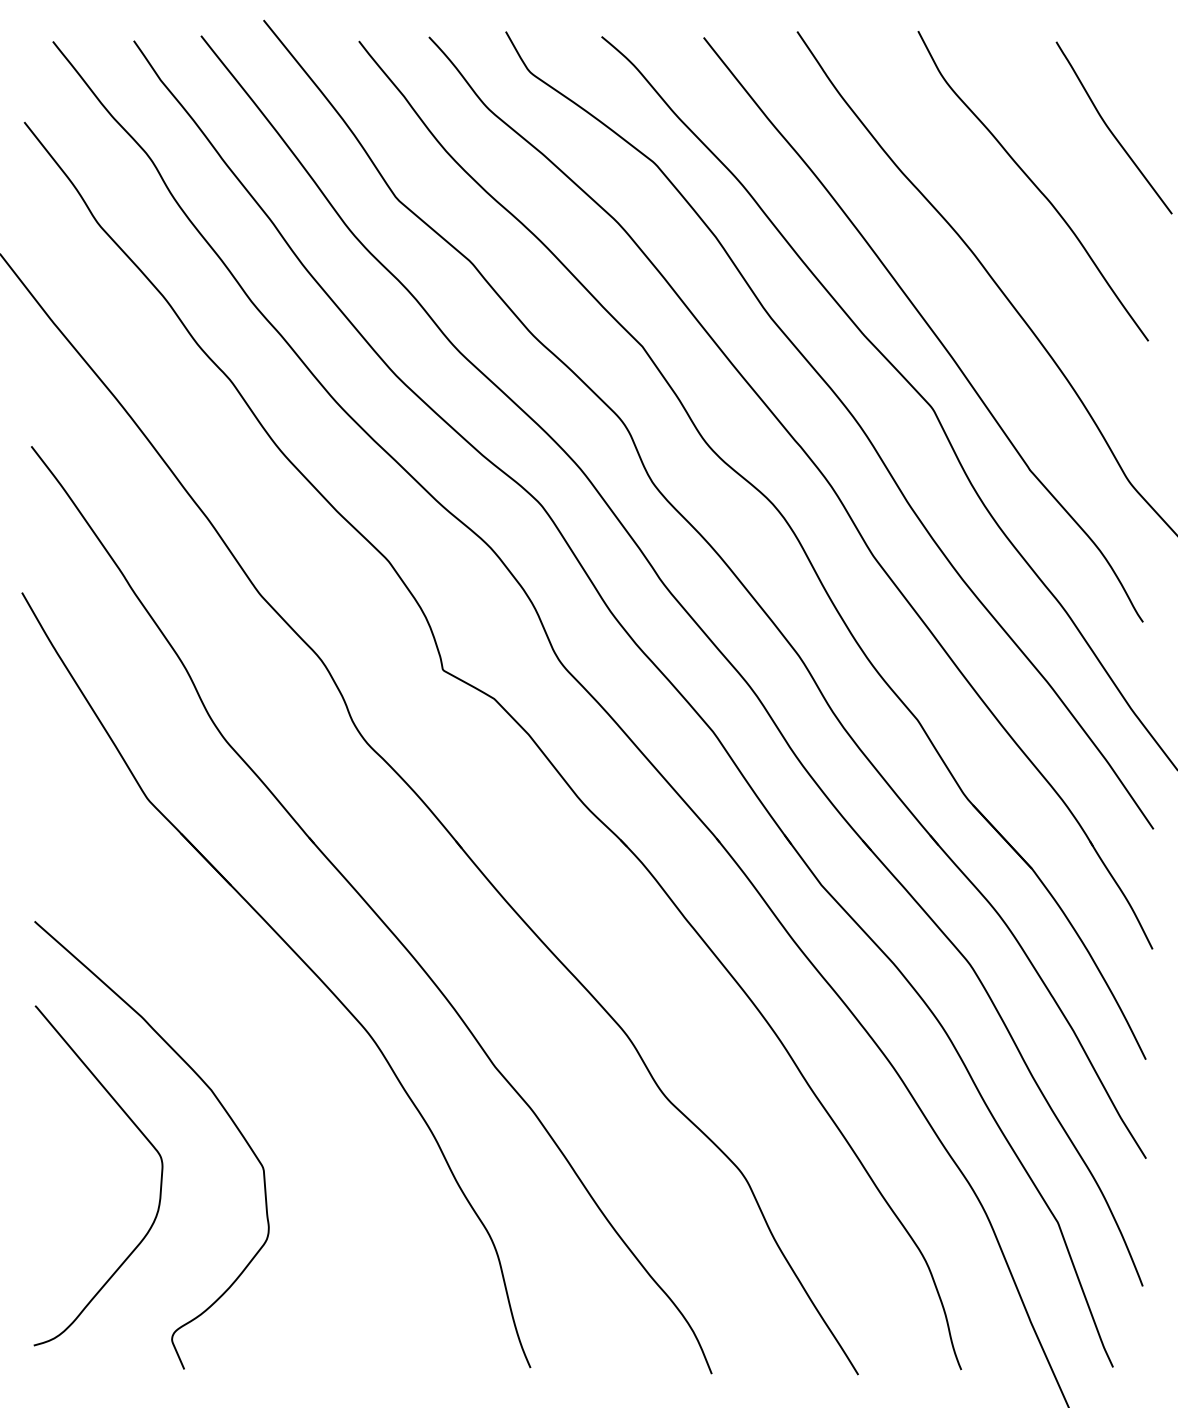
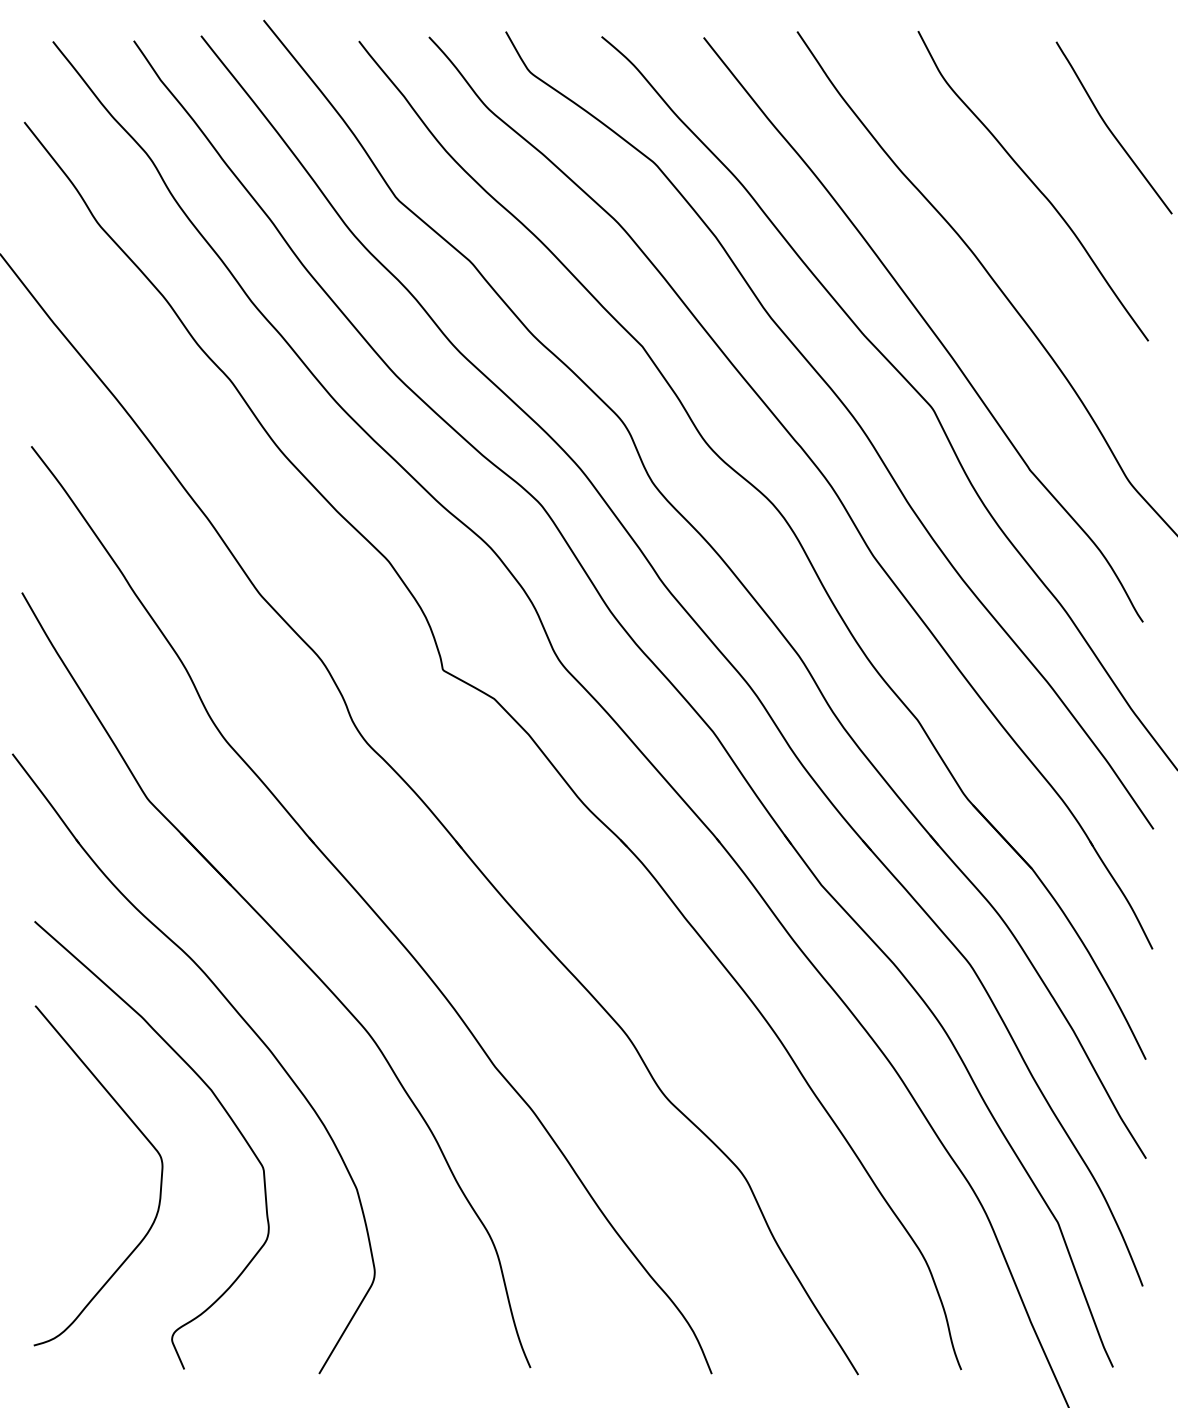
part: none -> present (245, 1023)
